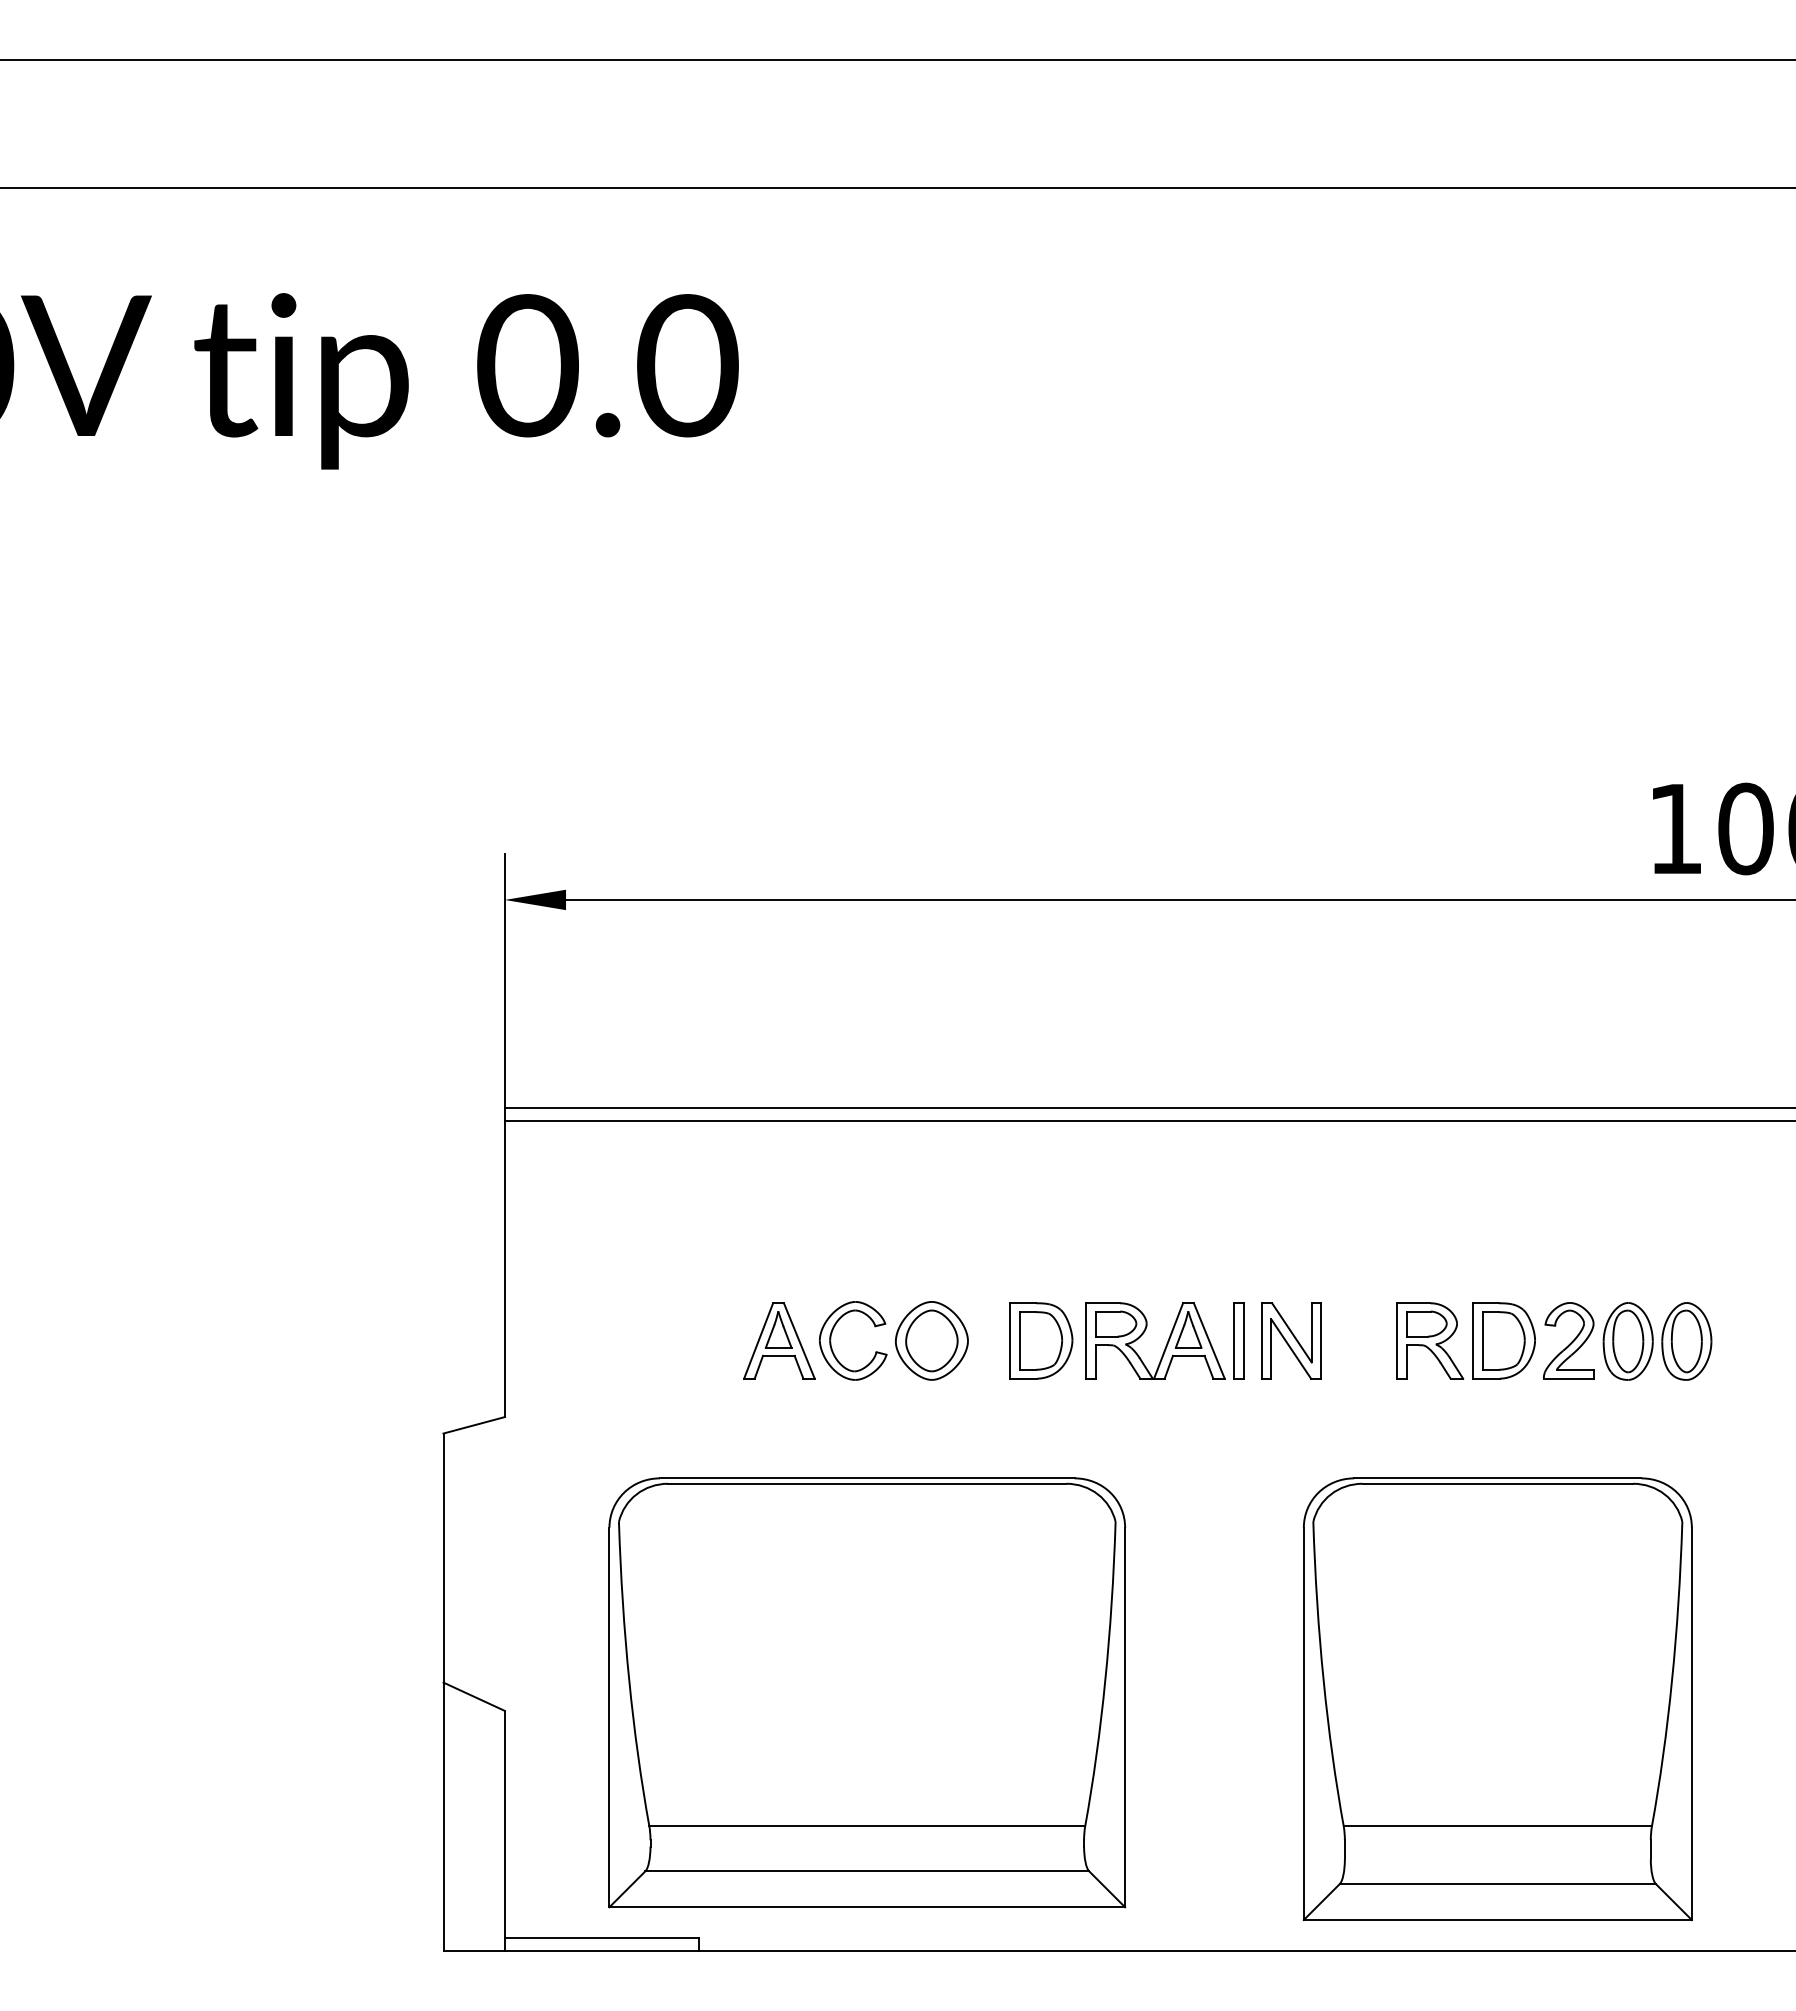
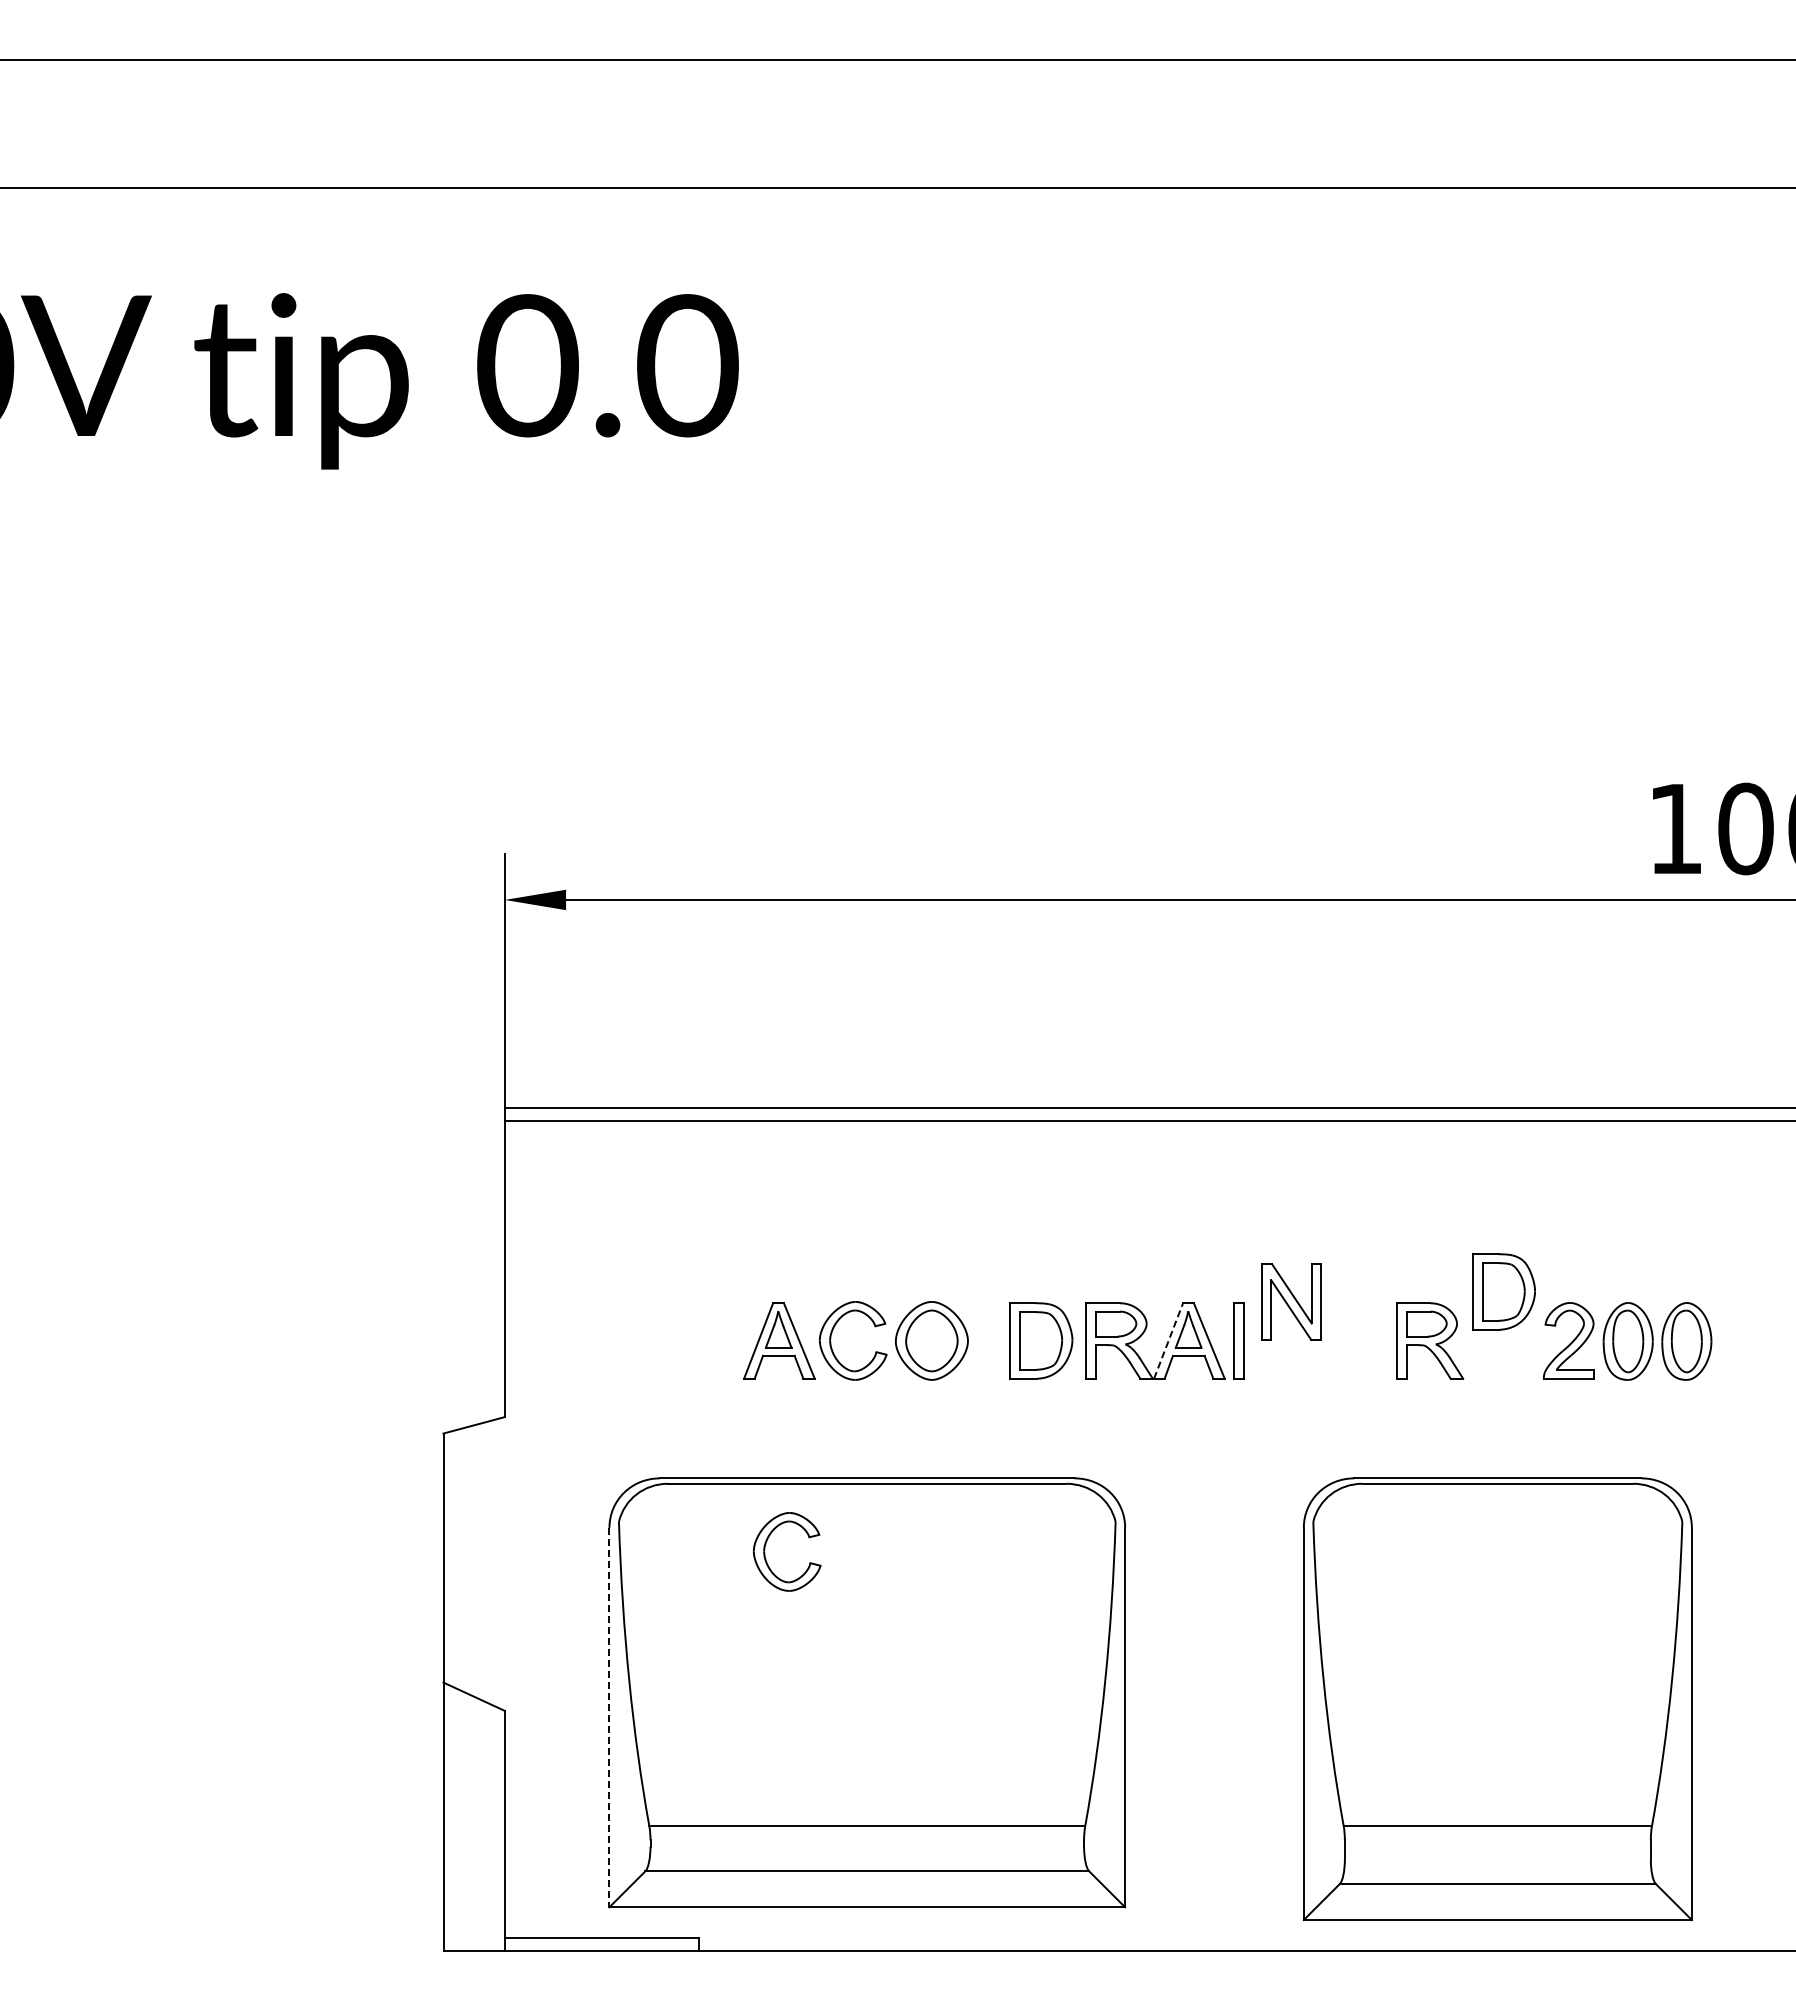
line: solid -> dashed (1168, 1340)
part position: (1291, 1340) -> (1291, 1301) (1291, 1301)
part position: (1503, 1340) -> (1503, 1291) (1503, 1291)
part: none -> present (765, 1550)
line: solid -> dashed (609, 1717)
